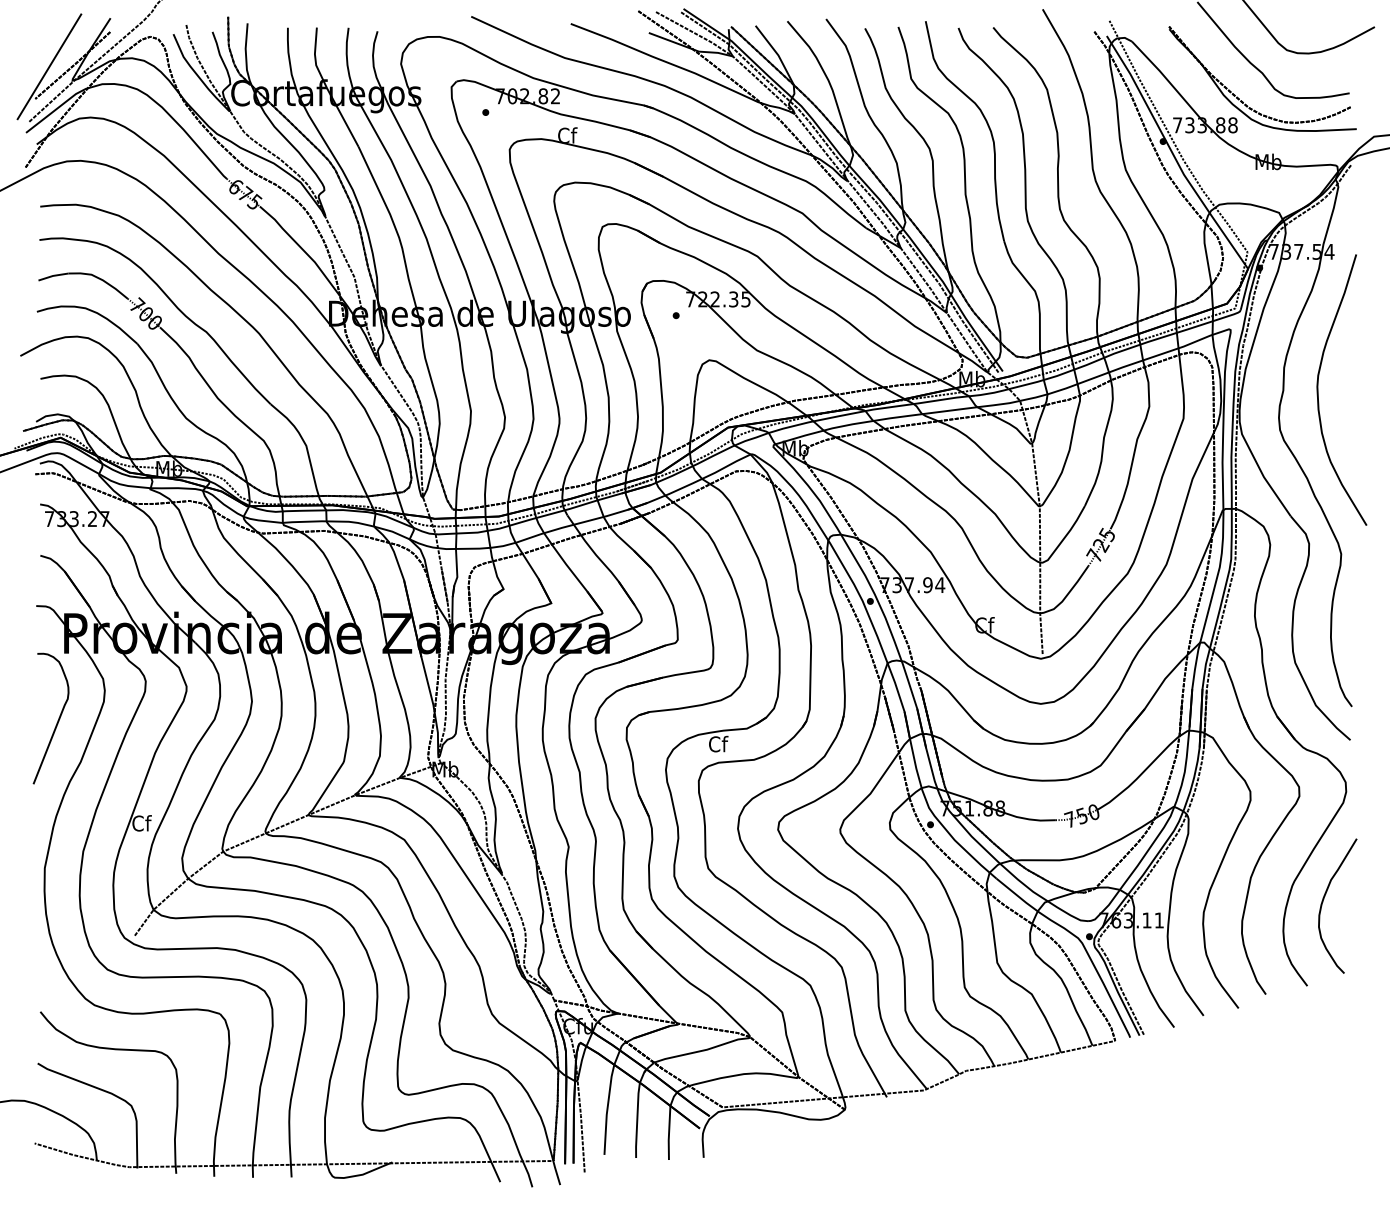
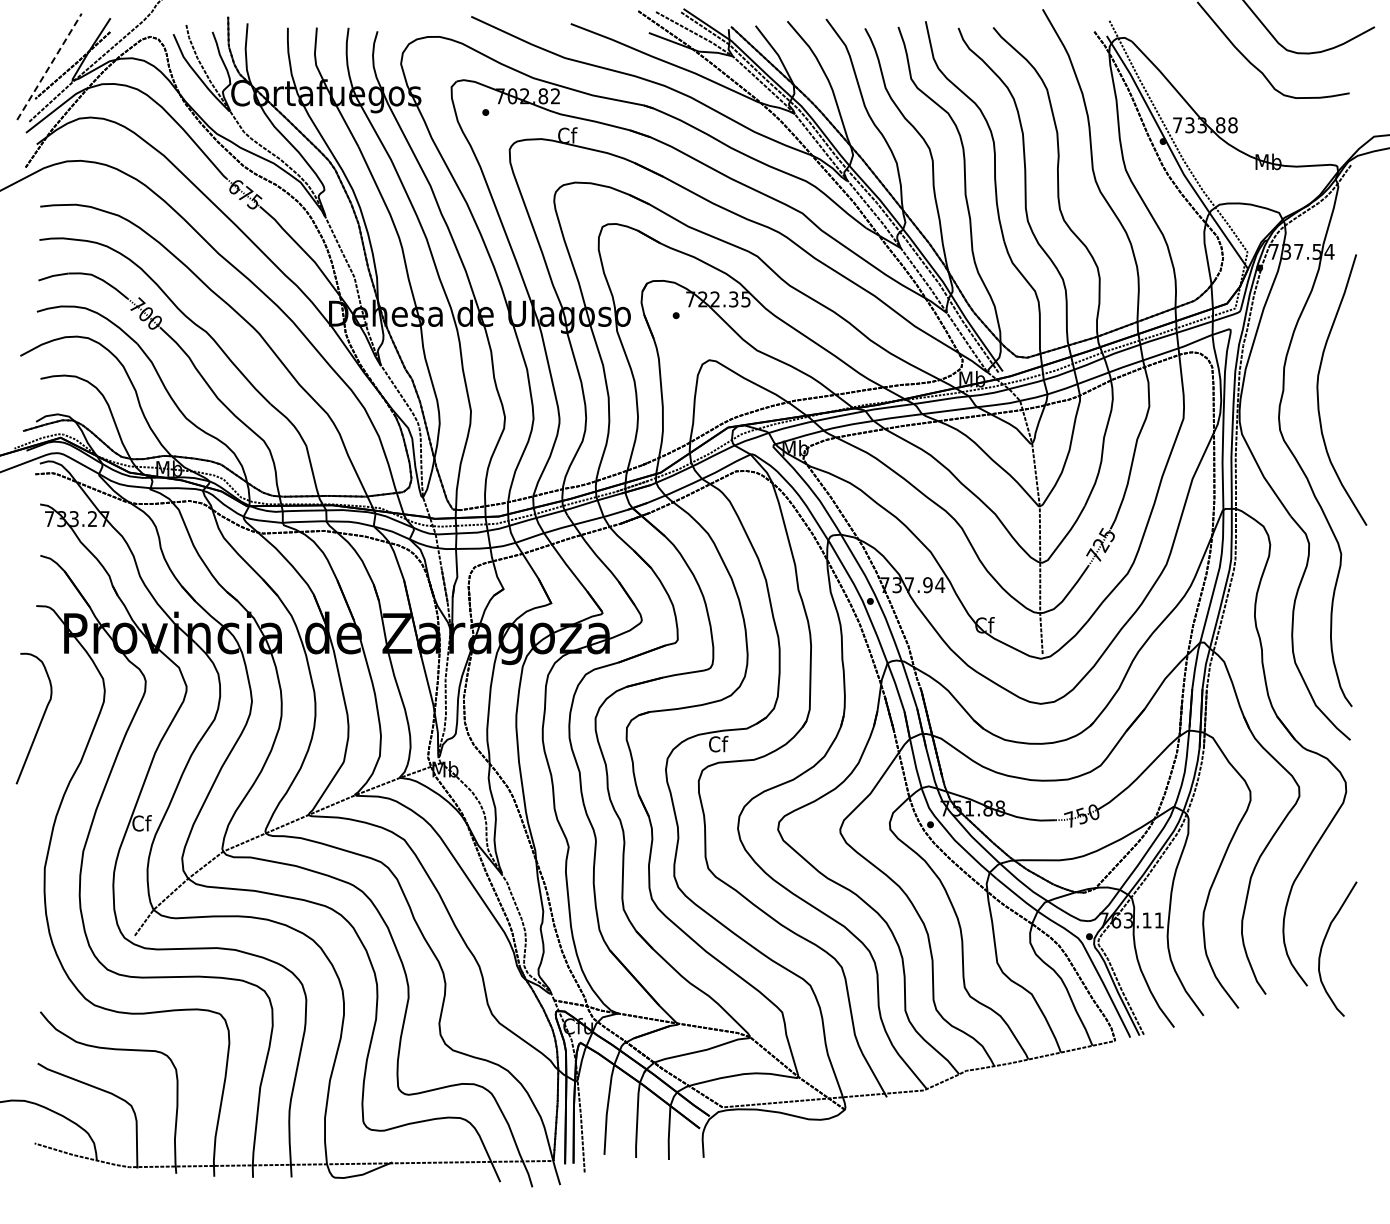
line: solid -> dashed (49, 66)
part: present -> none (1243, 101)
curve position: (56, 722) -> (39, 722) (39, 722)
curve position: (1324, 899) -> (1324, 942) (1324, 942)
